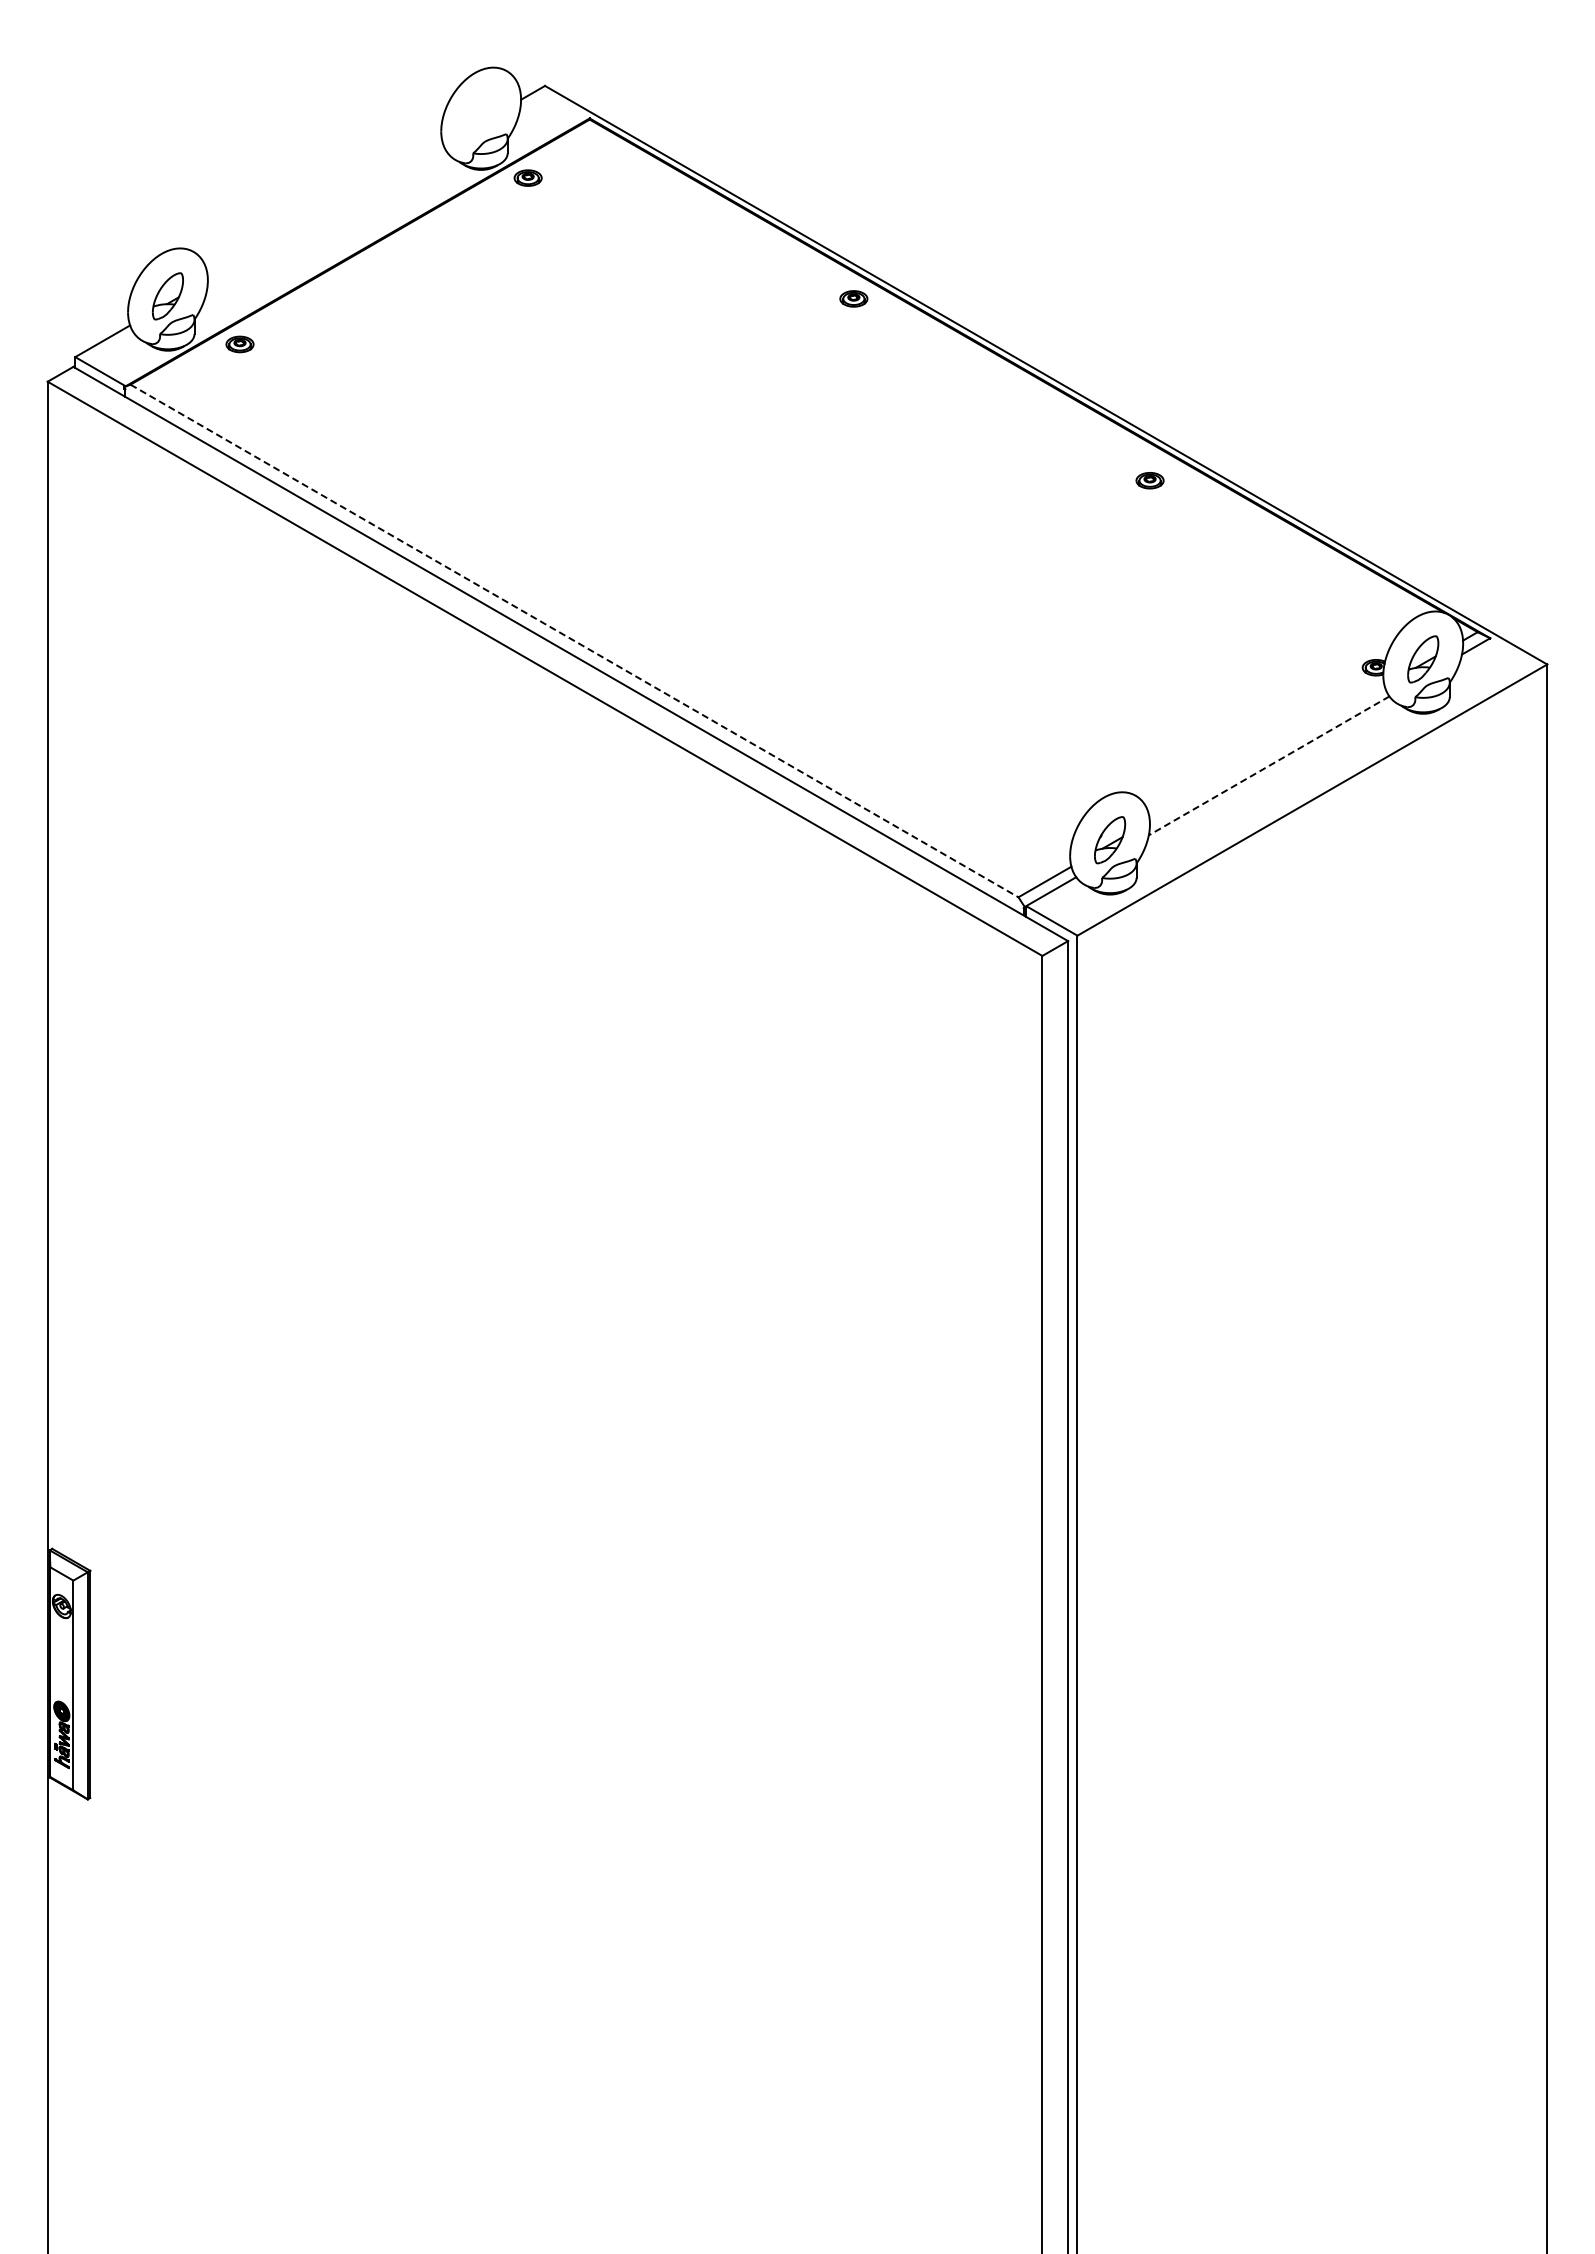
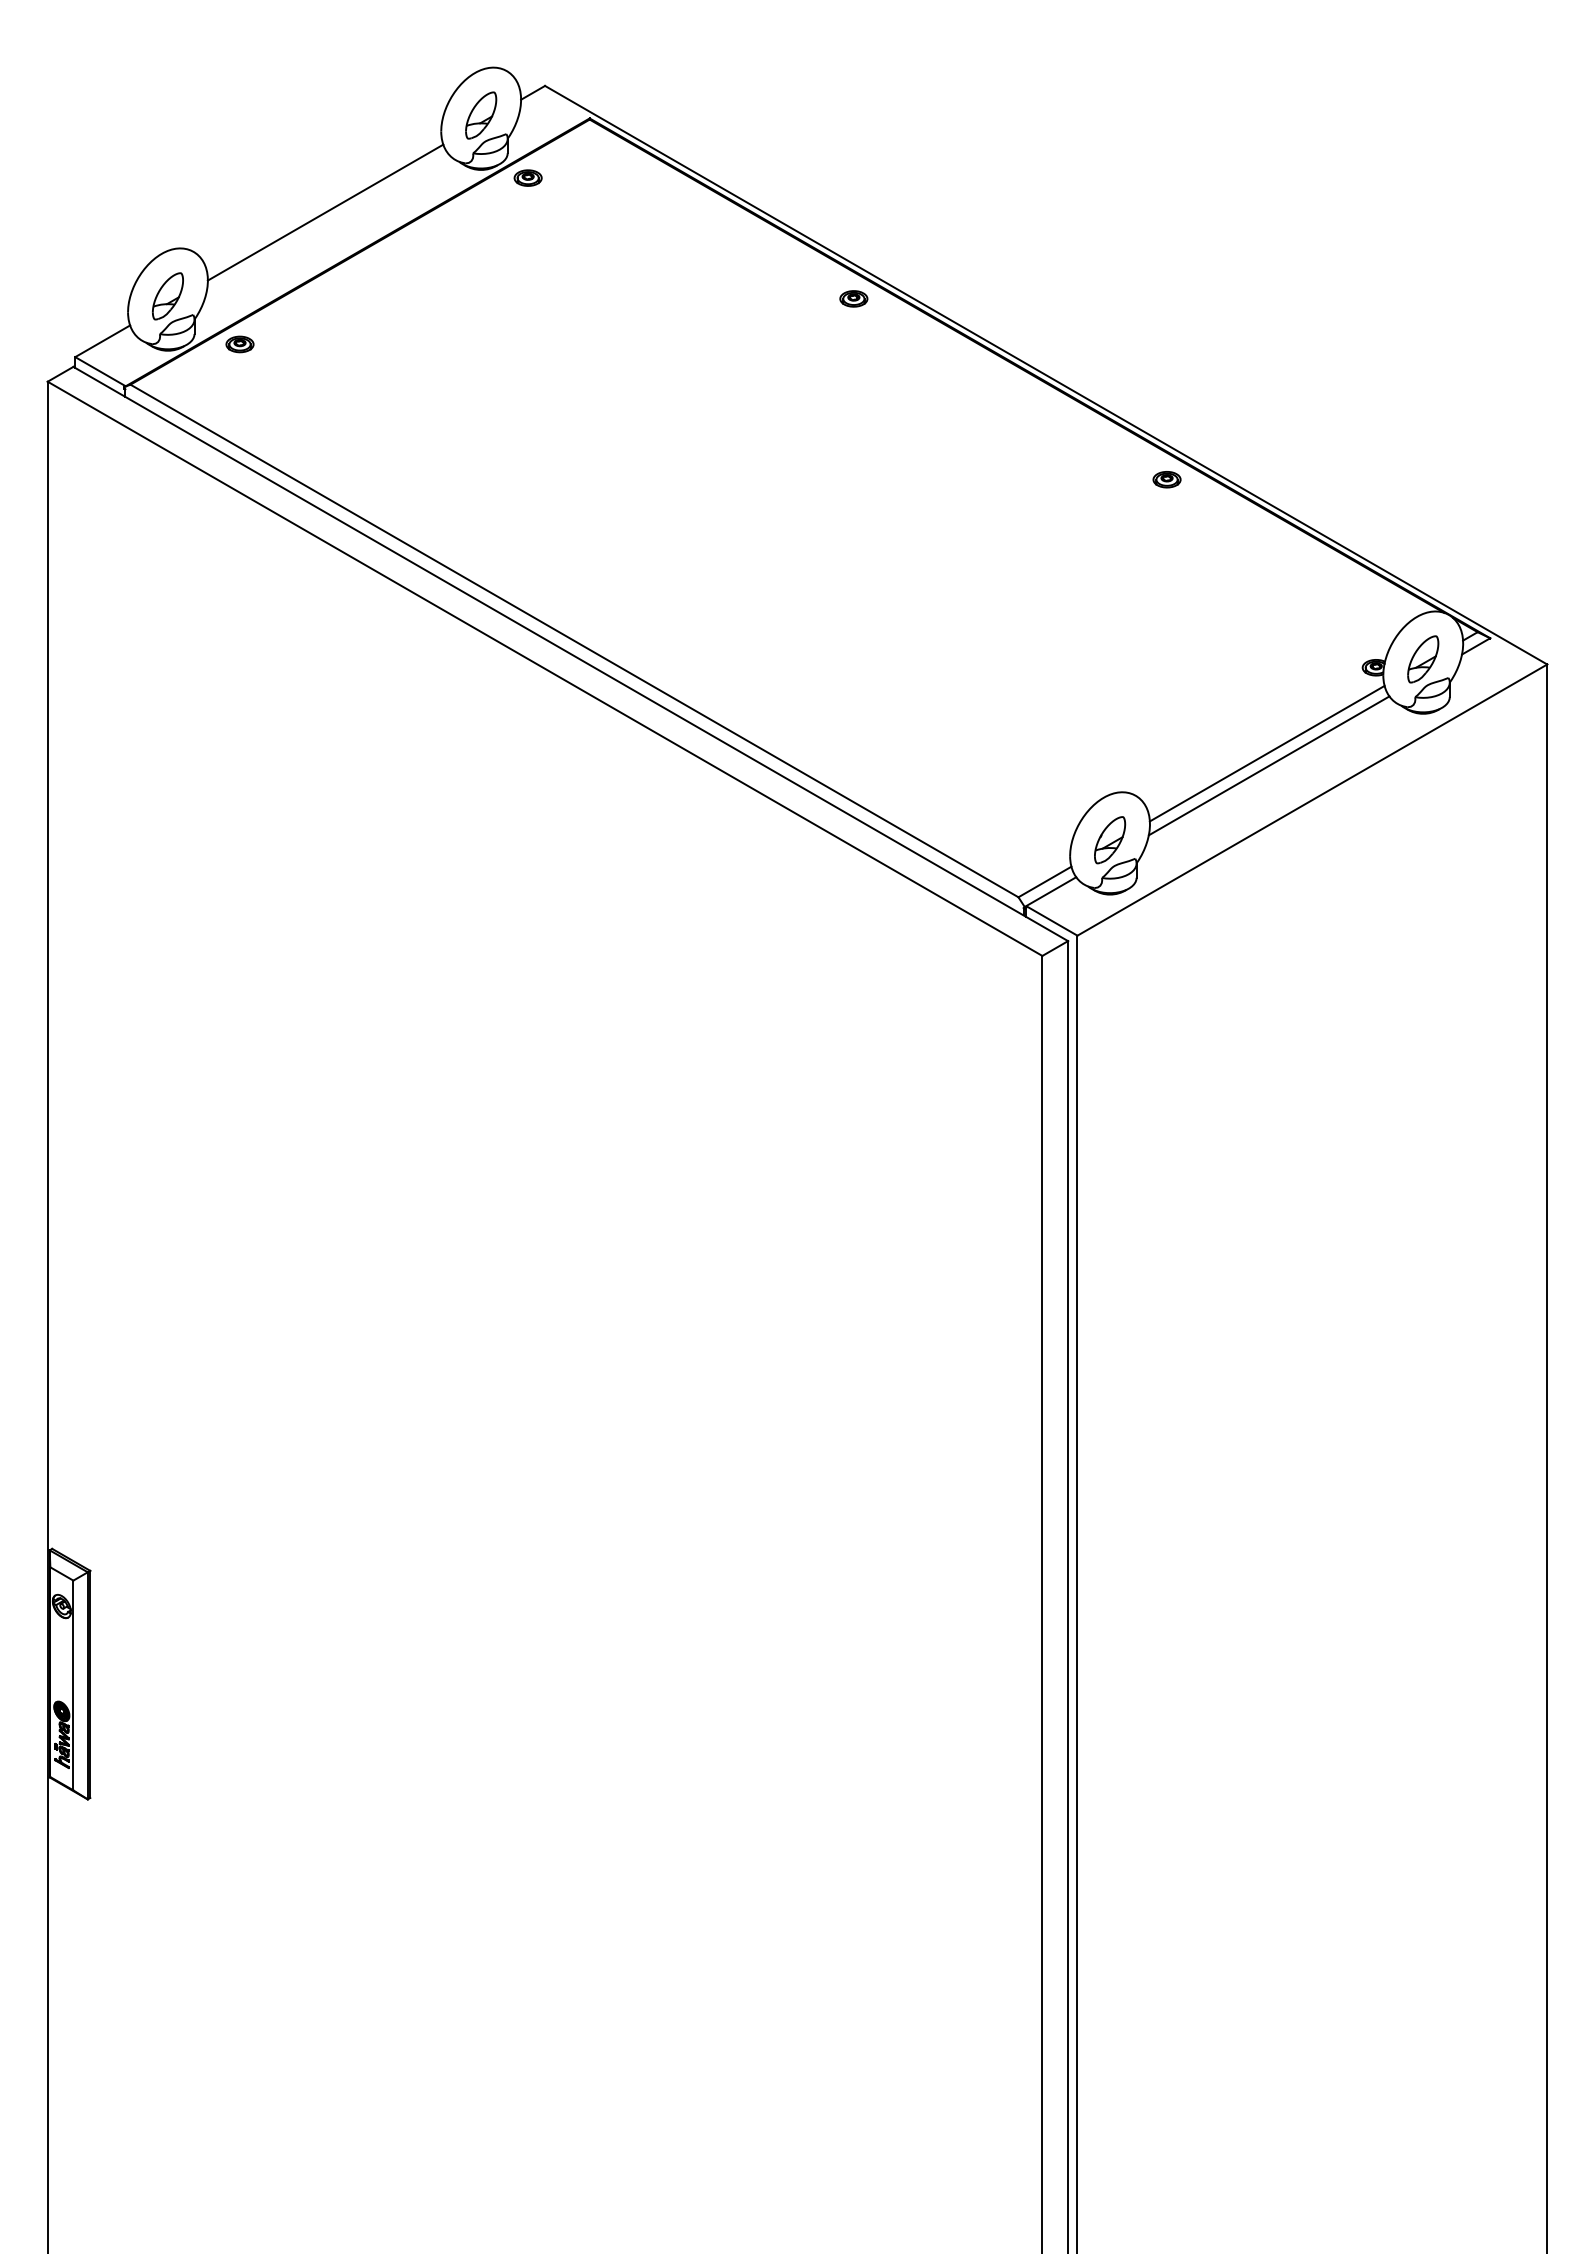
part: none -> present (481, 115)
line: none -> present (325, 212)
part position: (1149, 480) -> (1166, 479) (1166, 479)
line: dashed -> solid (574, 640)
line: none -> present (1266, 753)
line: dashed -> solid (1269, 765)
